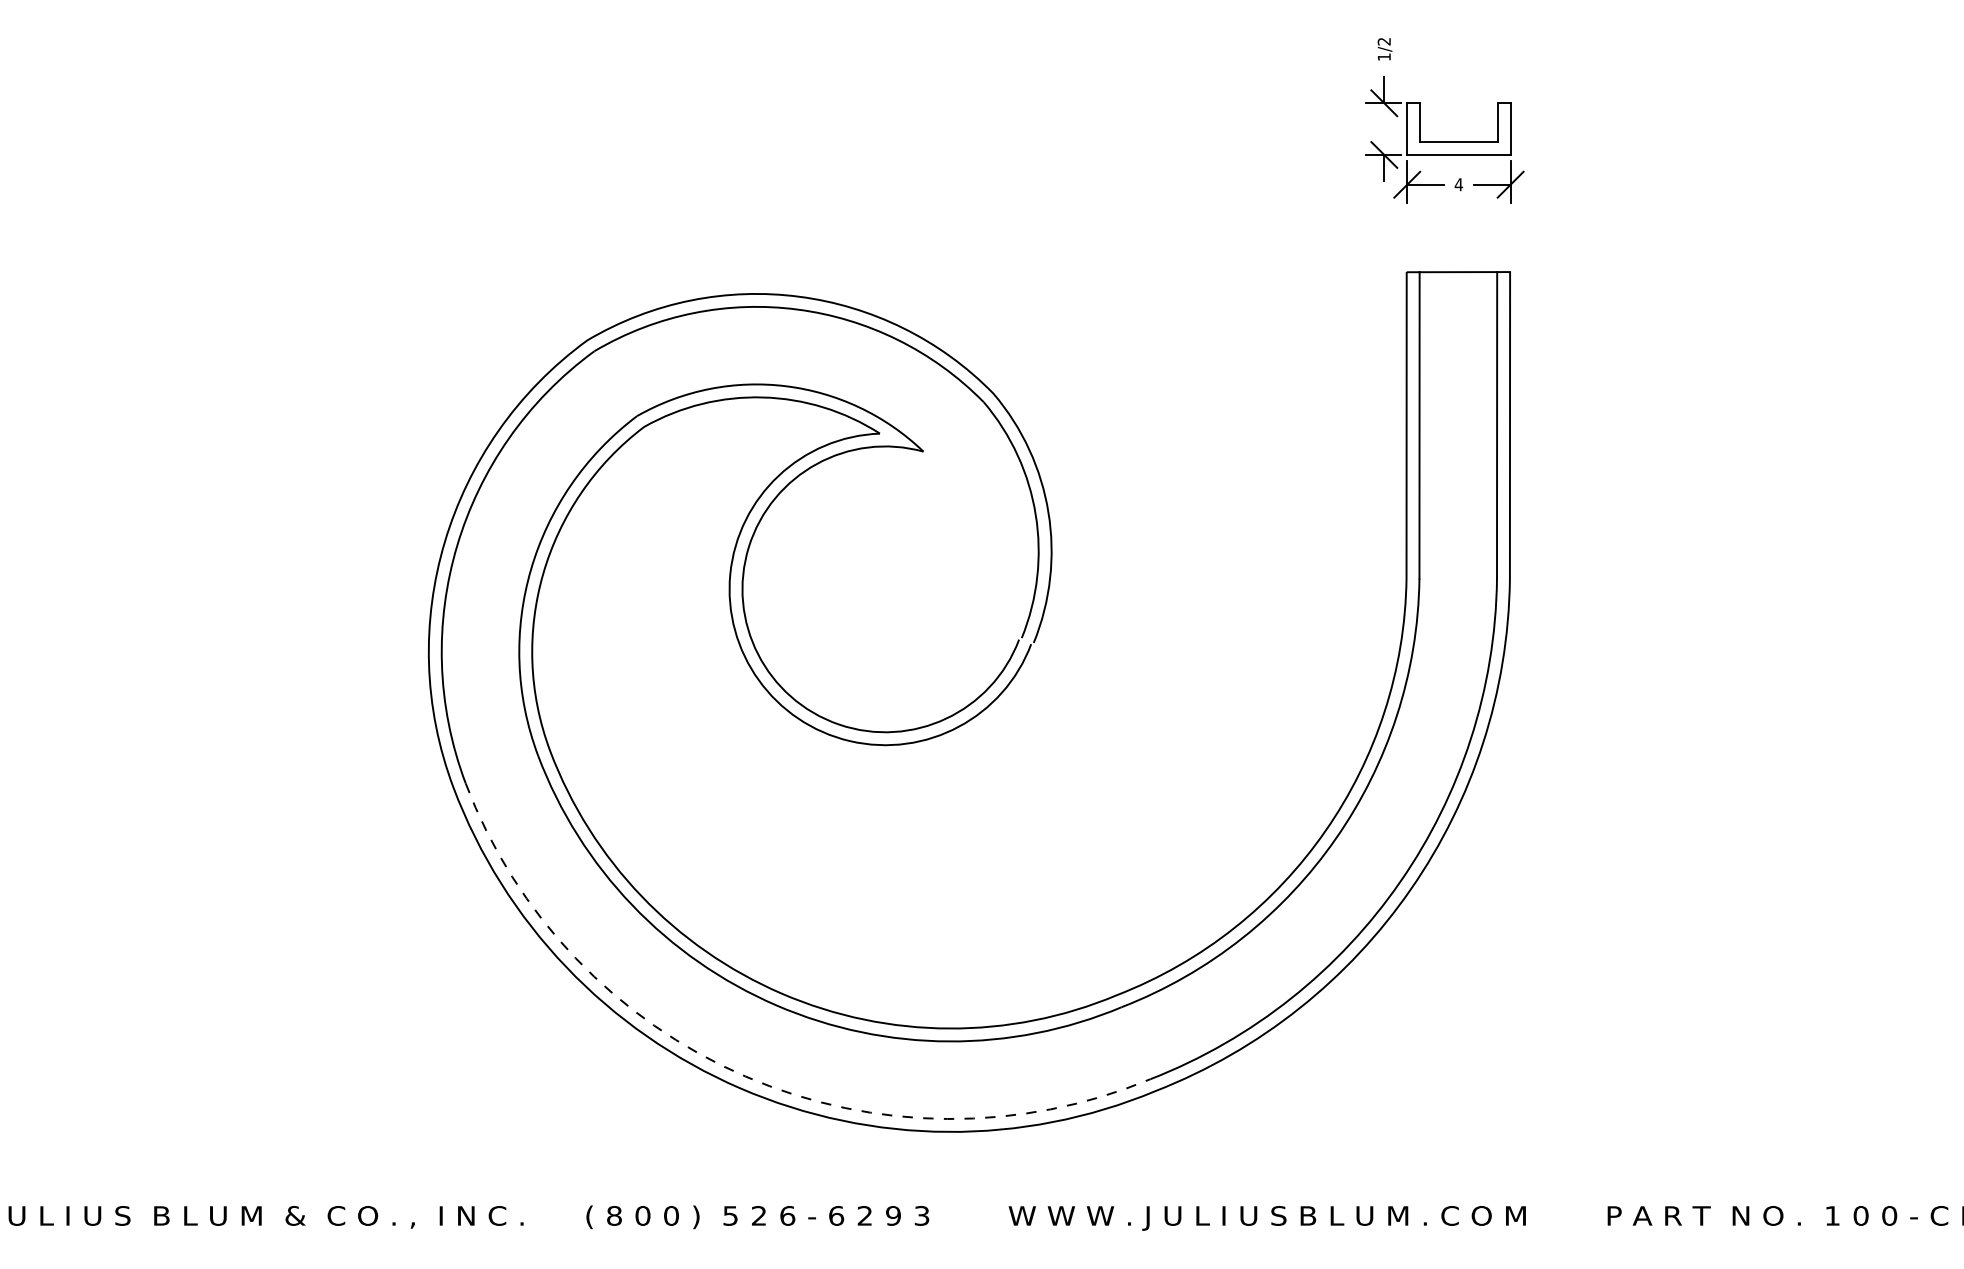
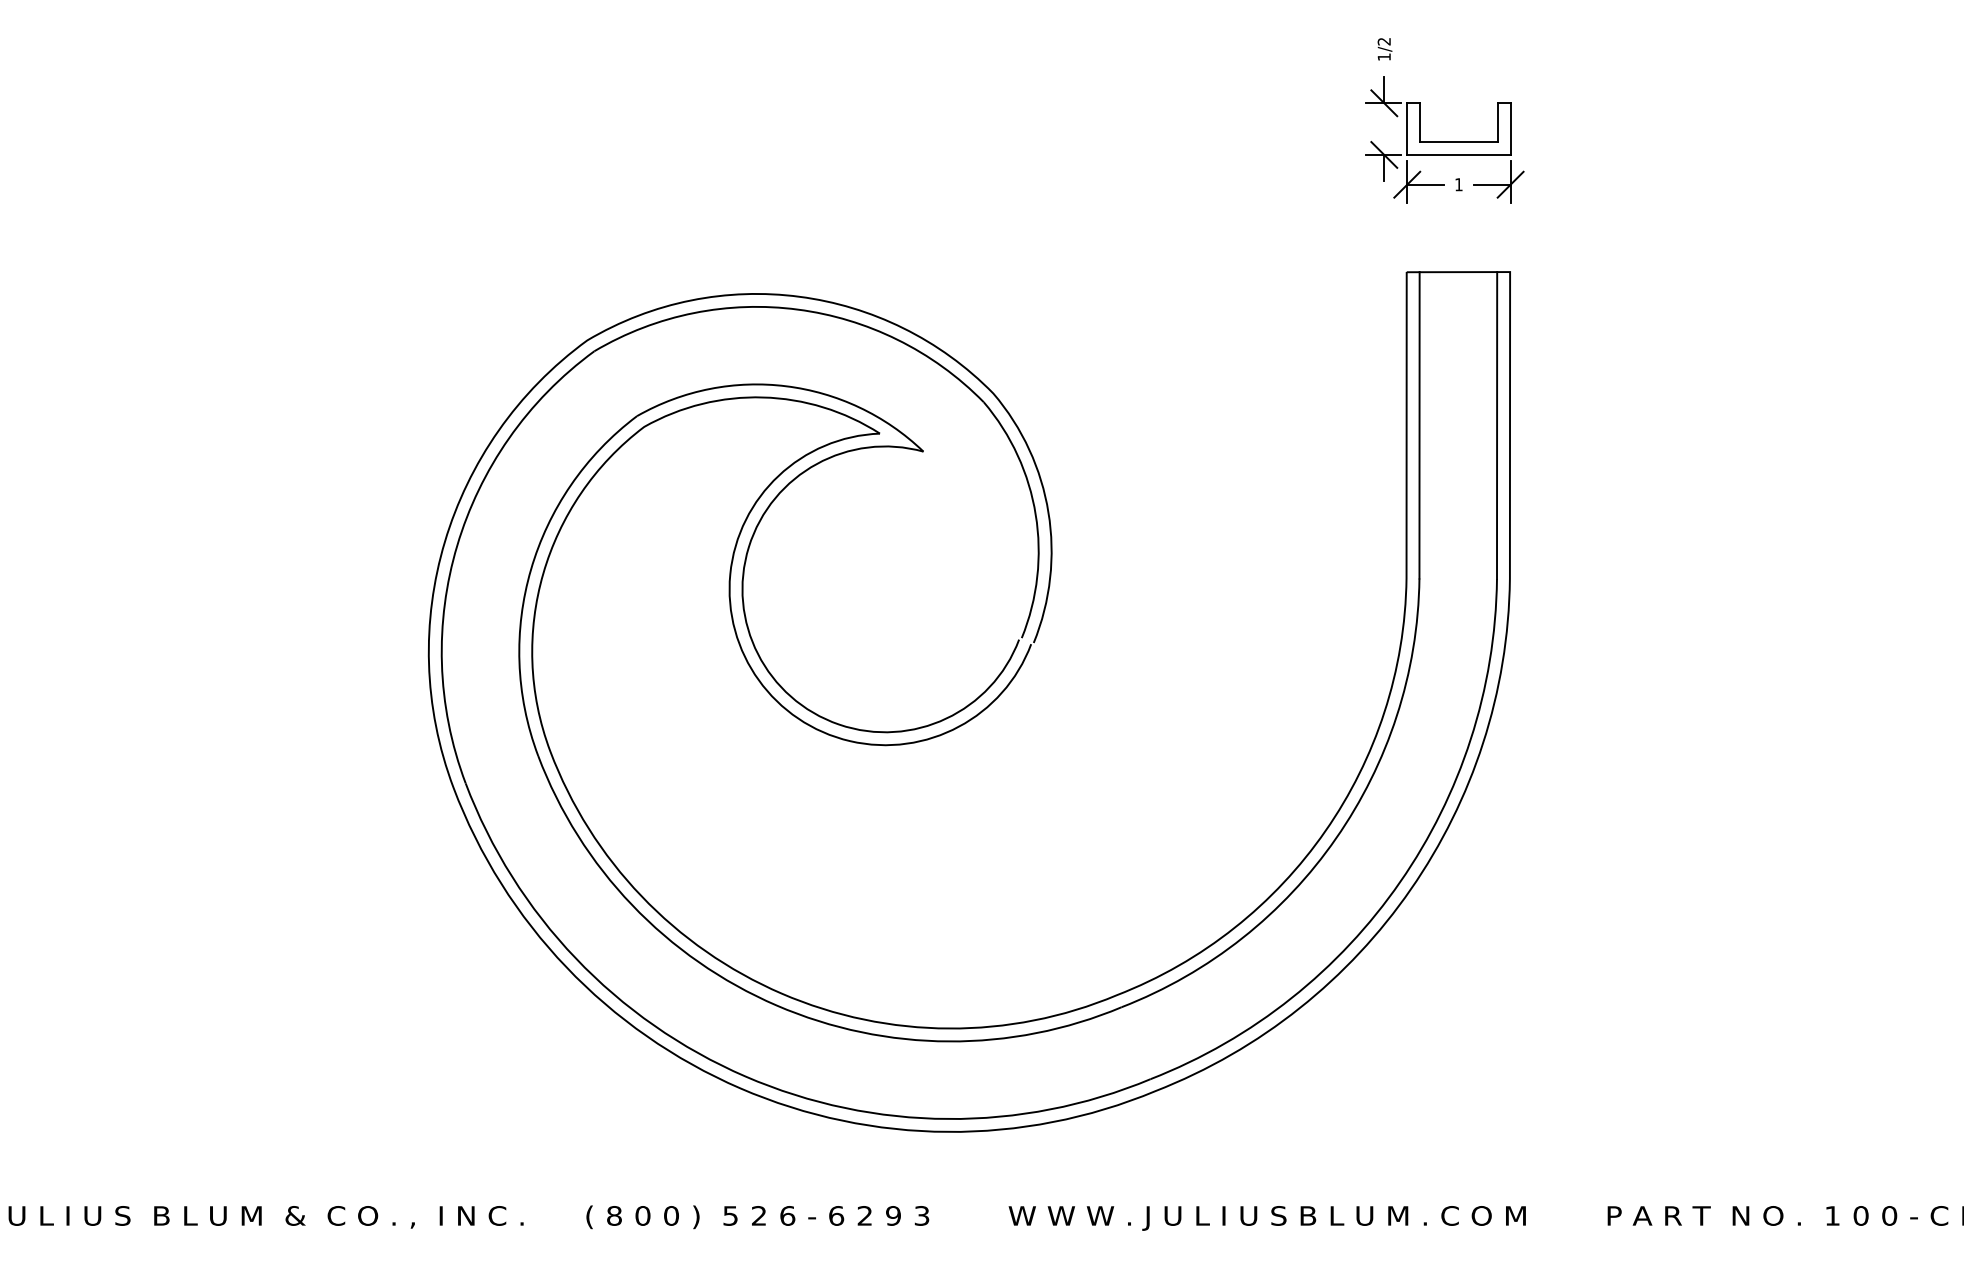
text: 4 -> 1 (1458, 184)
arc: dashed -> solid (745, 1076)
